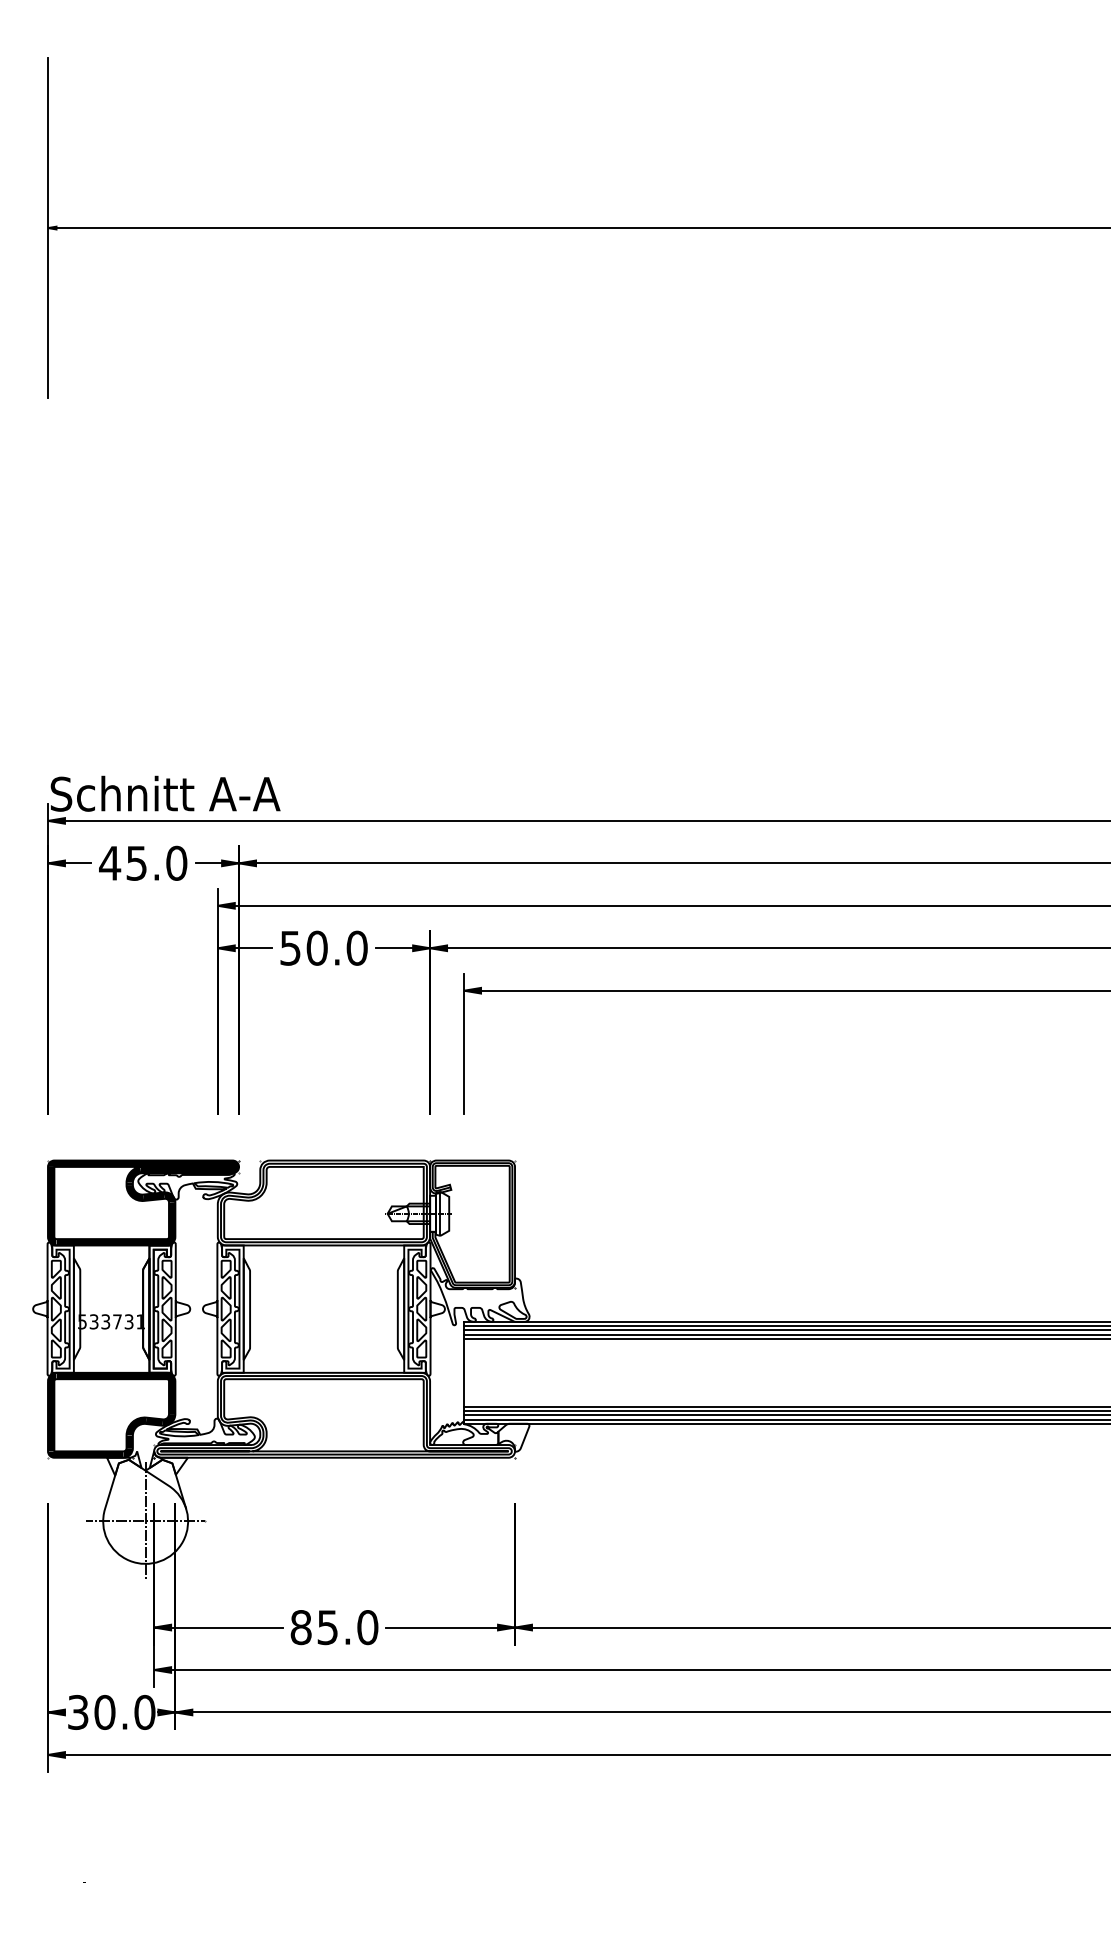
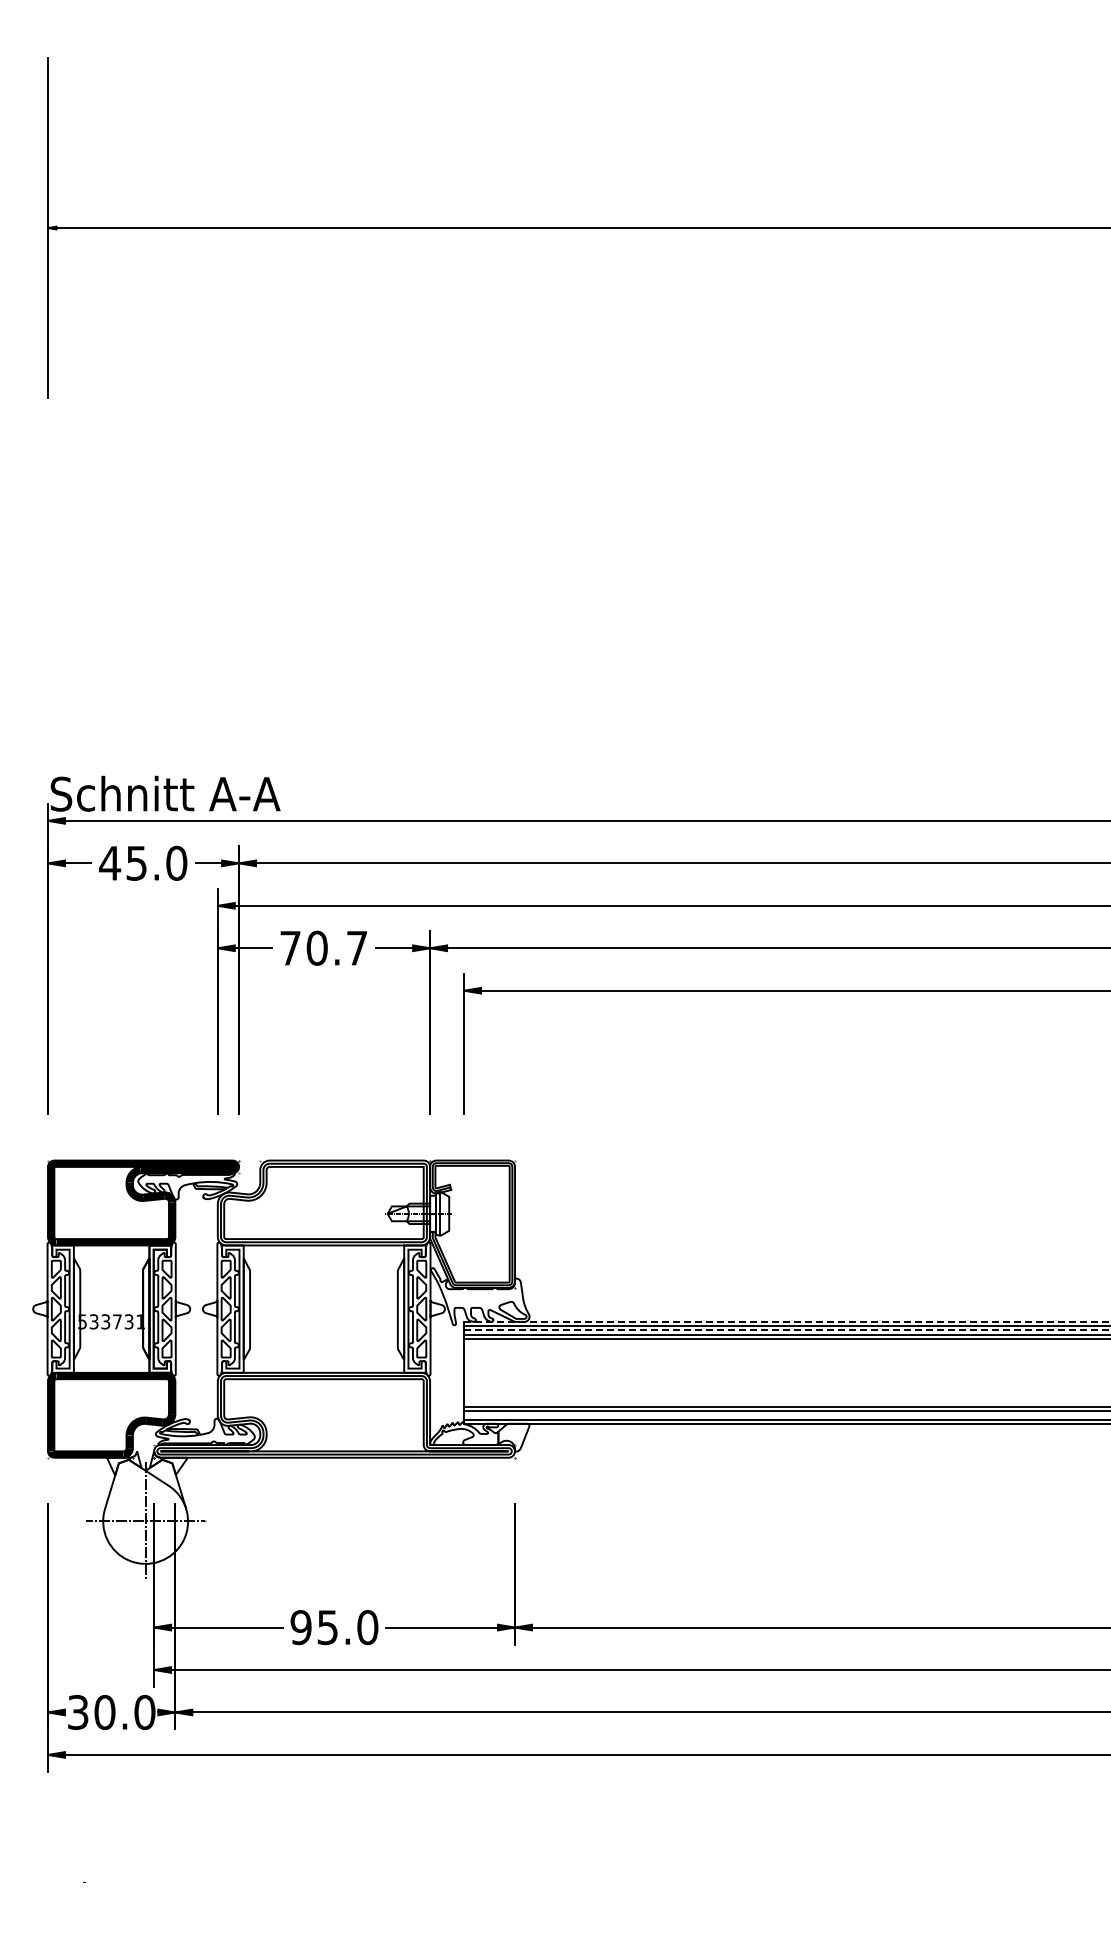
text: 50.0 -> 70.7 (323, 947)
line: solid -> dashed (787, 1321)
line: solid -> dashed (787, 1330)
line: present -> none (785, 1415)
text: 85.0 -> 95.0 (300, 1627)
